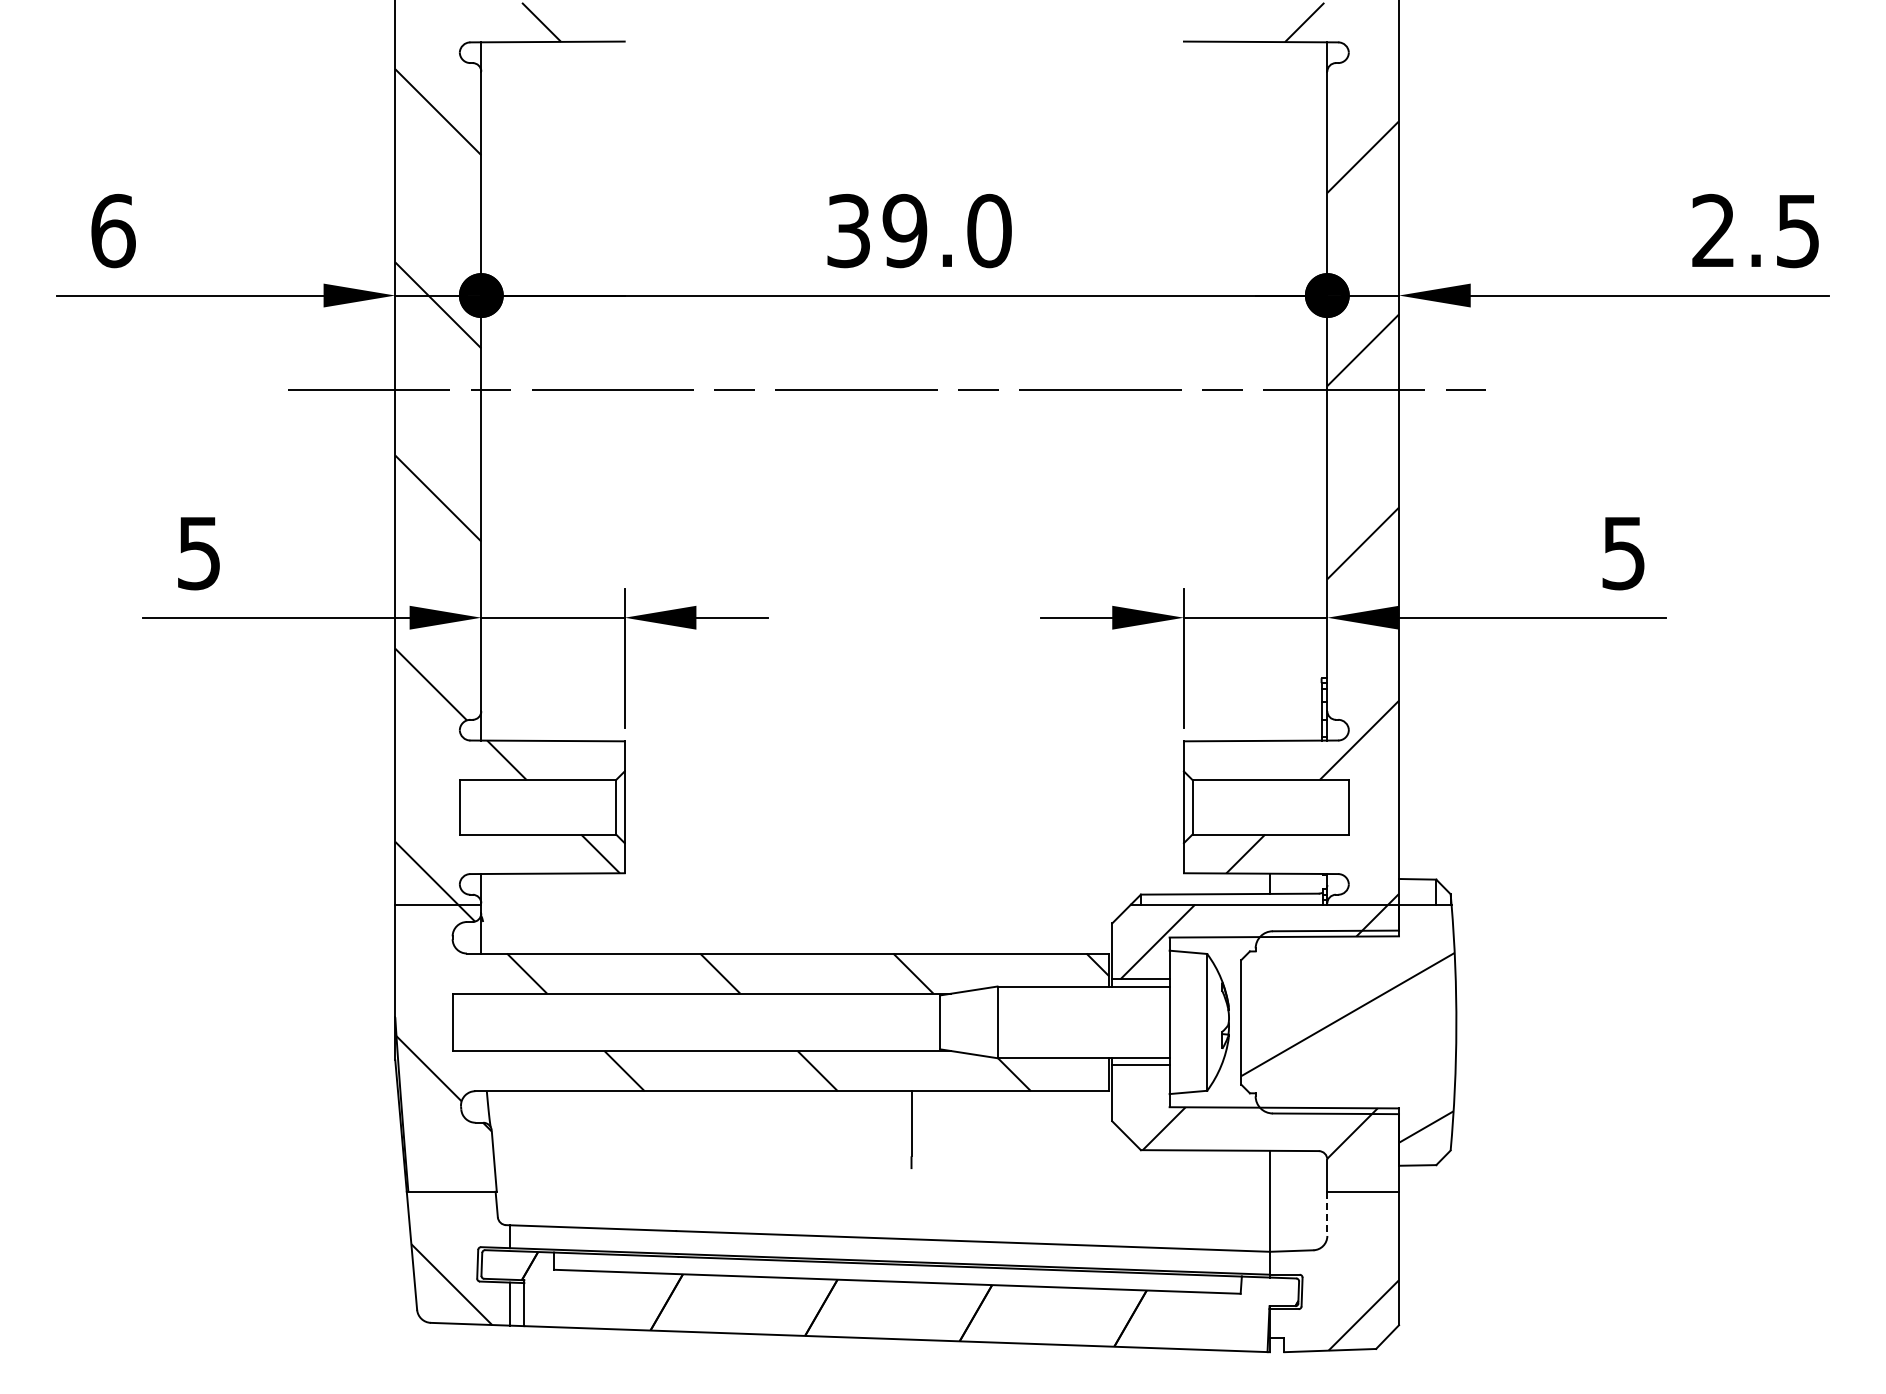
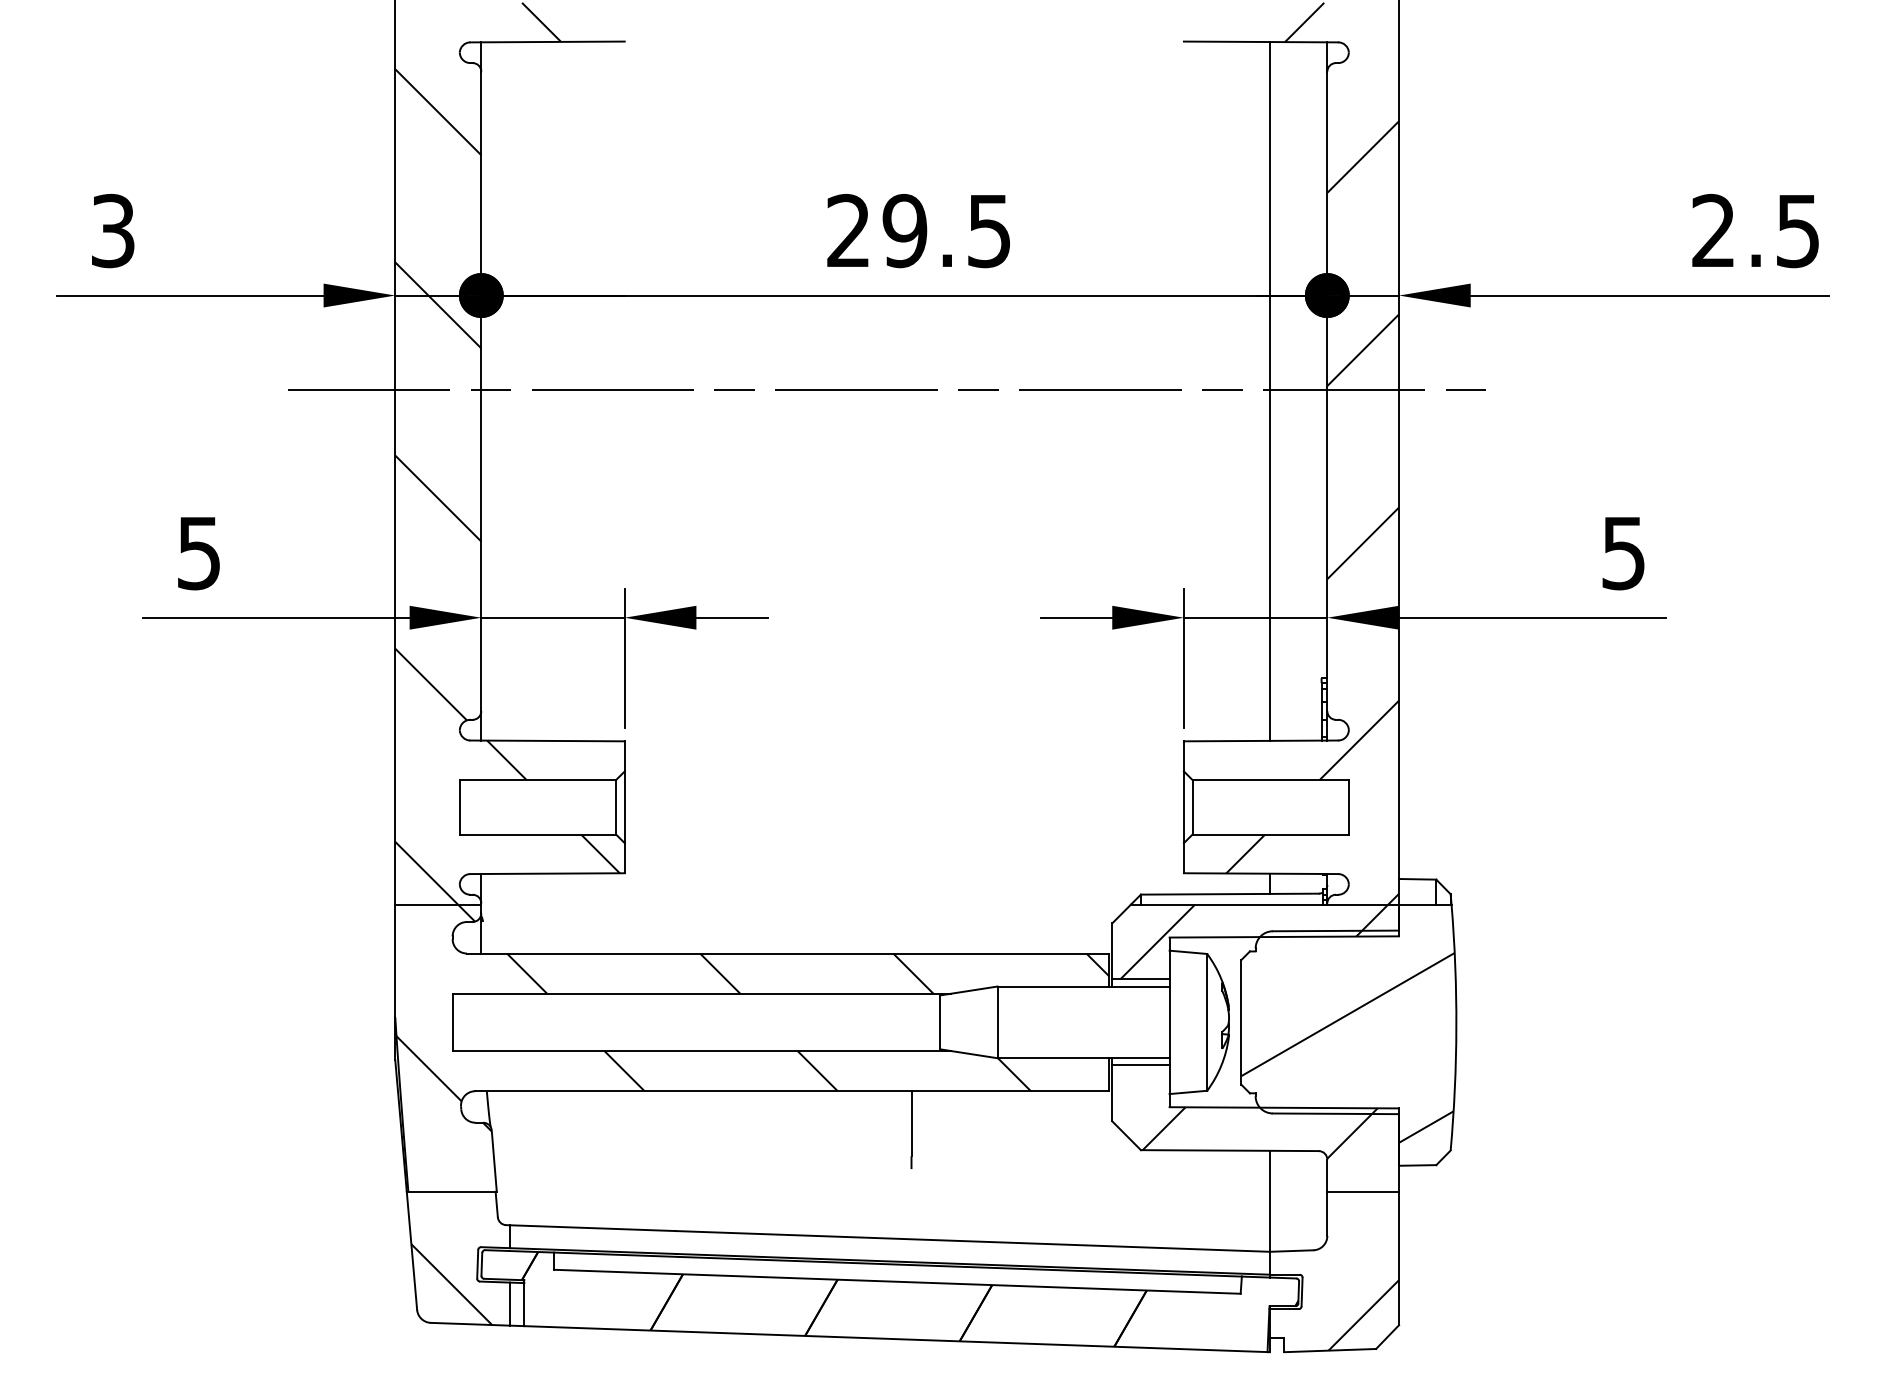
text: 6 -> 3 (113, 230)
text: 39.0 -> 29.5 (919, 230)
line: none -> present (1269, 391)
line: dashed -> solid (1327, 1214)
